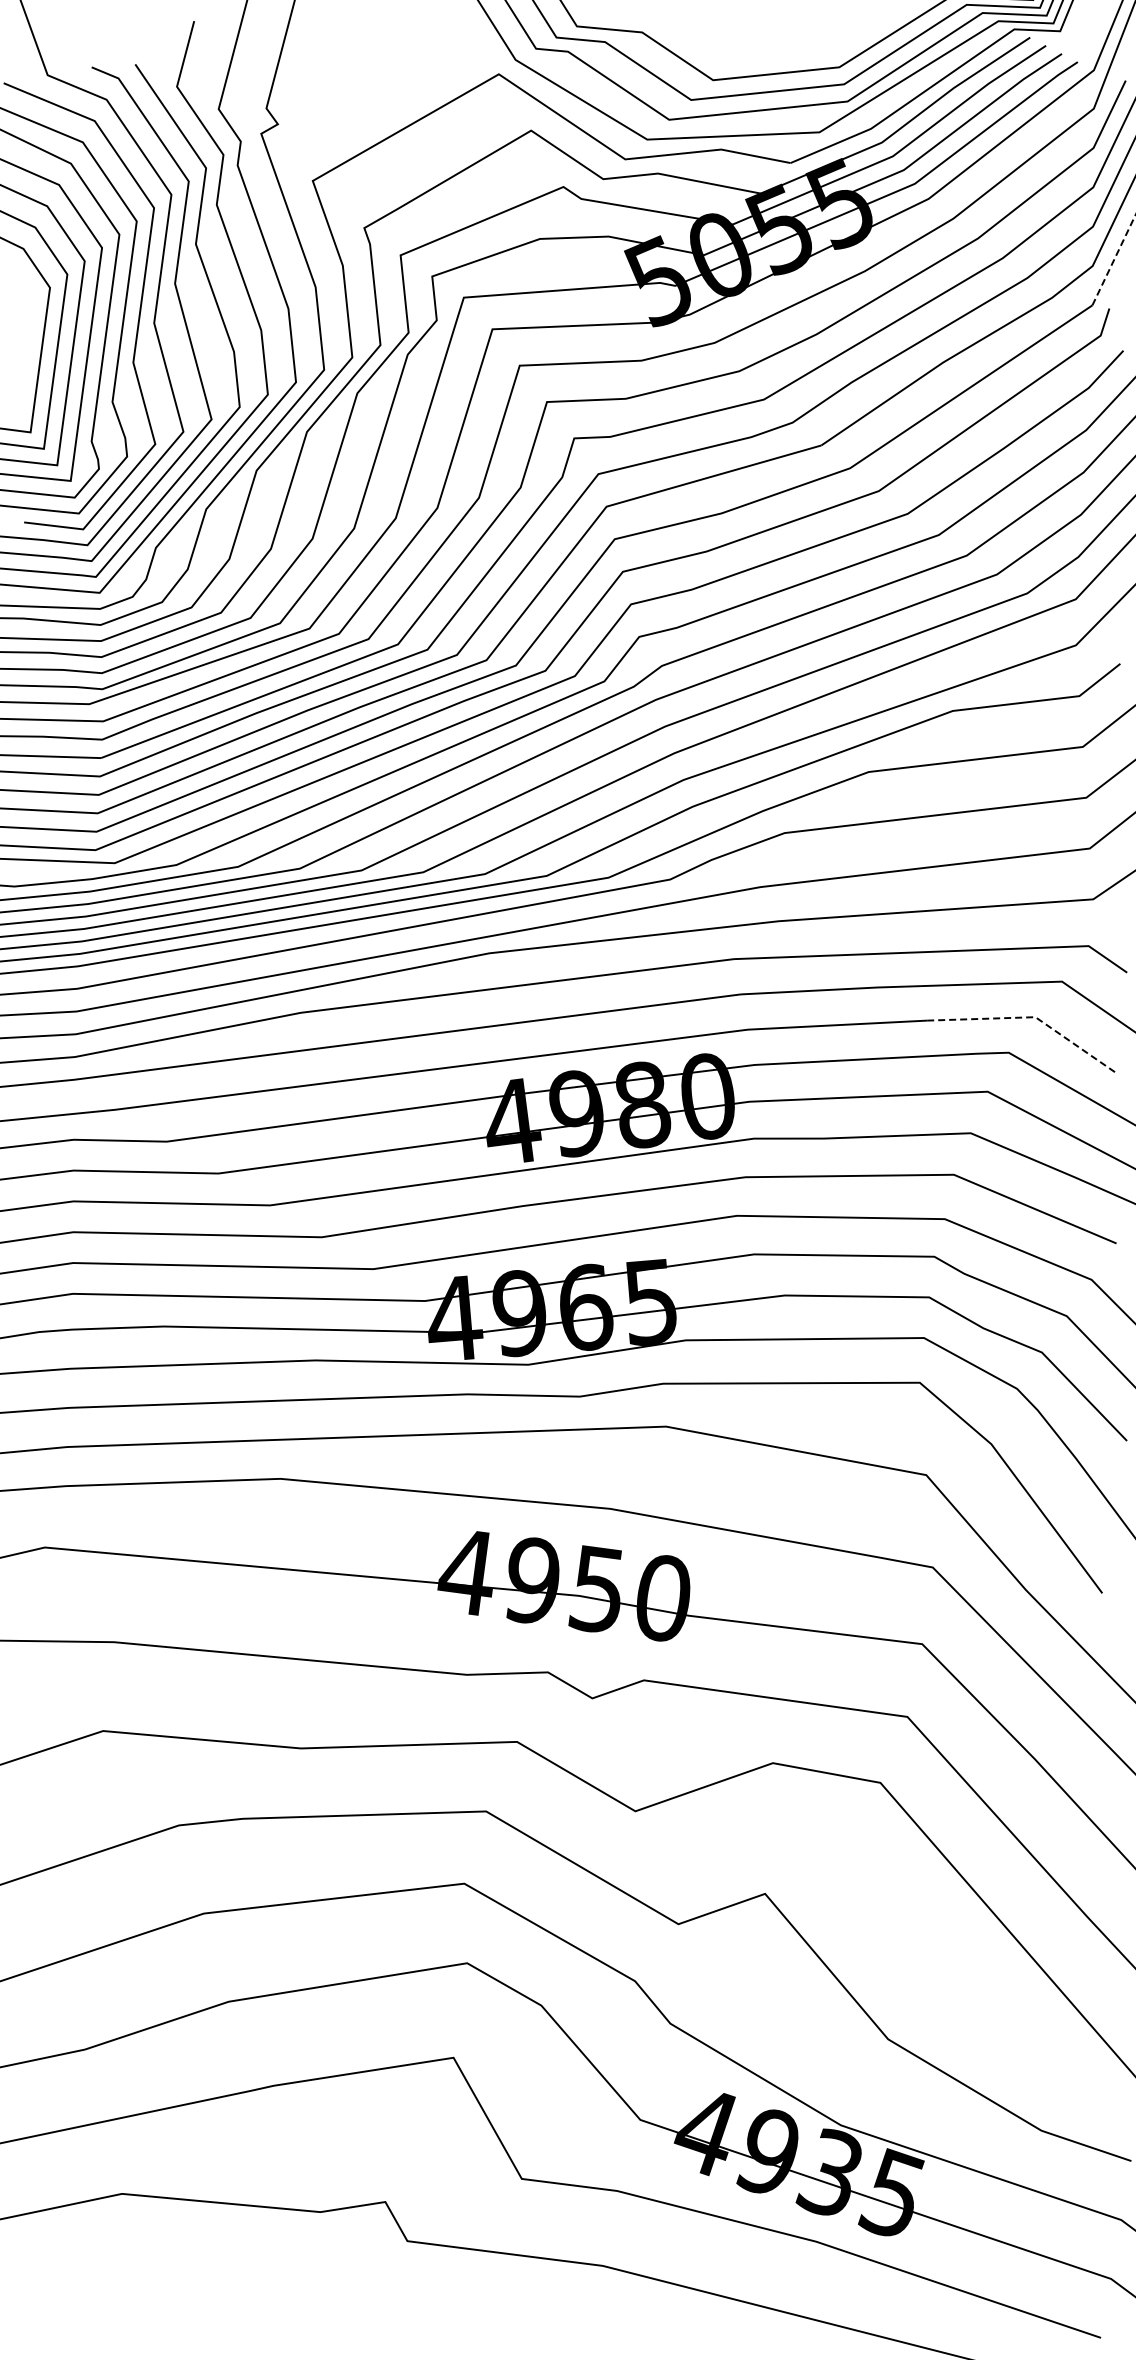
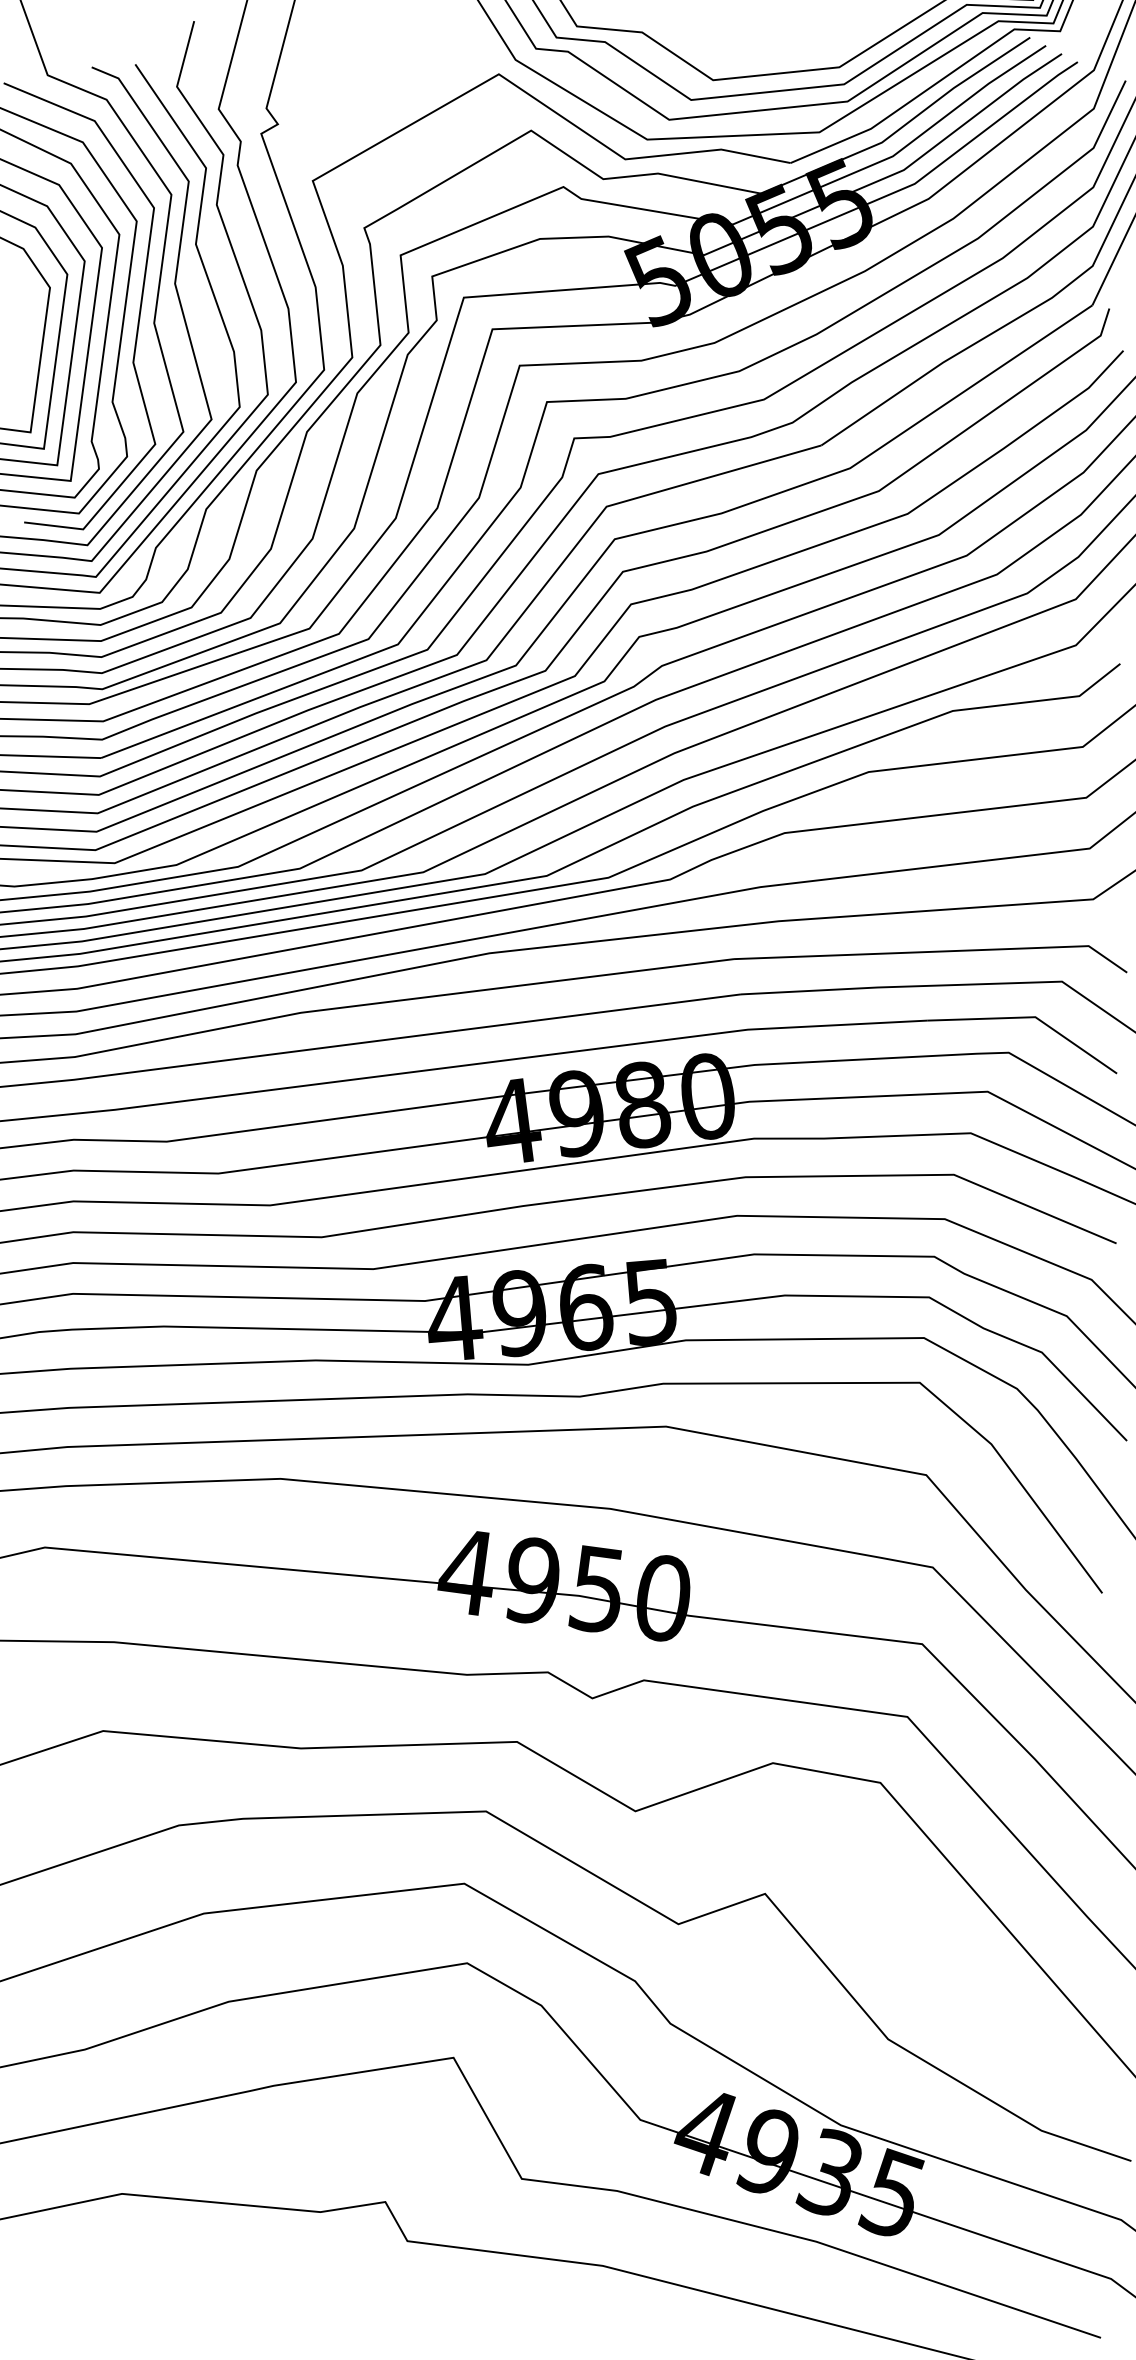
line: dashed -> solid (1114, 259)
line: dashed -> solid (1031, 1017)
